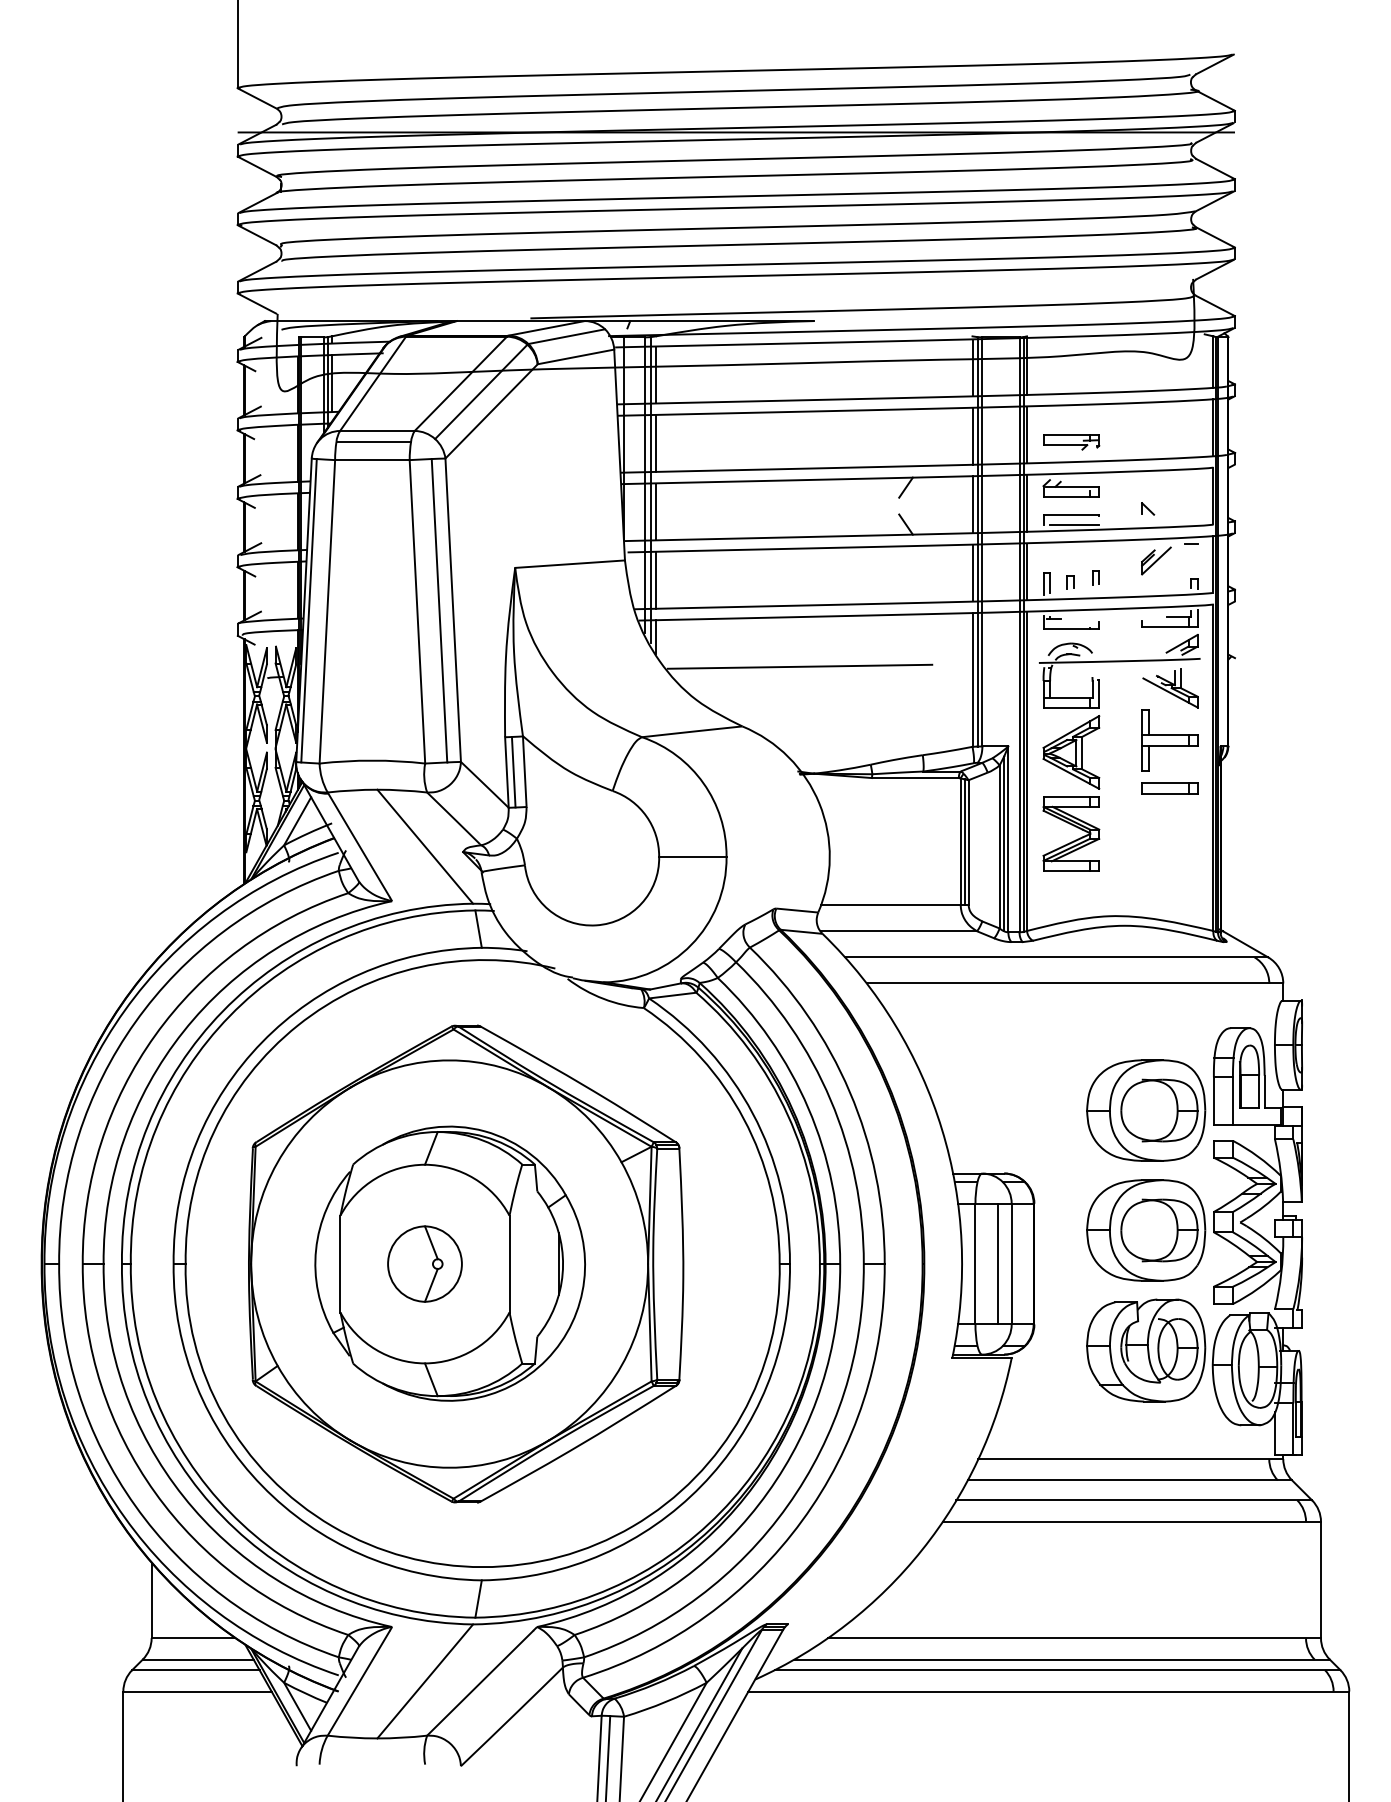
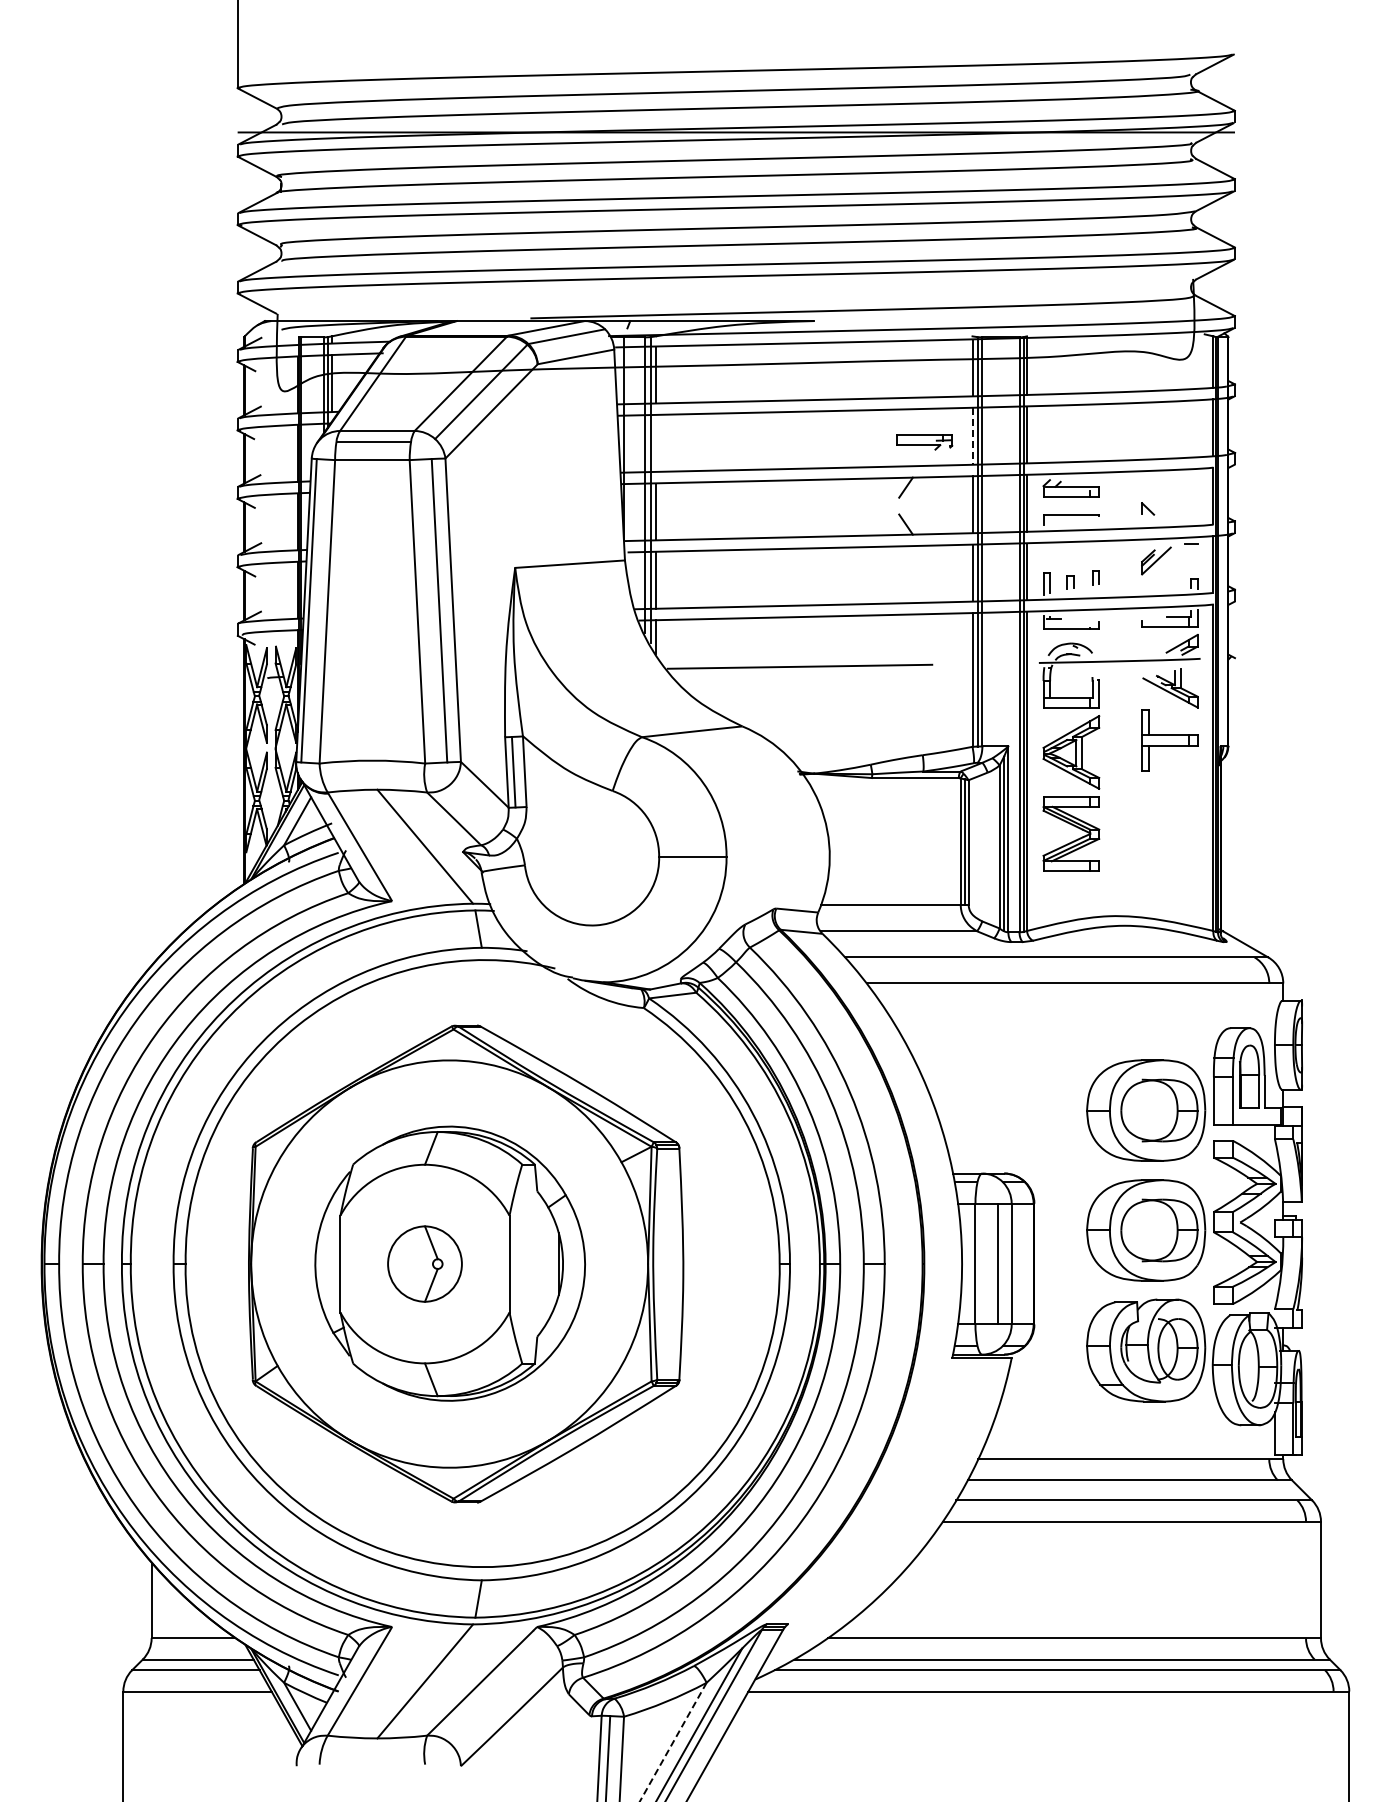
line: solid -> dashed (972, 436)
part position: (1071, 442) -> (924, 442) (924, 442)
line: present -> none (655, 443)
line: present -> none (1074, 524)
part: present -> none (1169, 788)
line: solid -> dashed (672, 1742)
